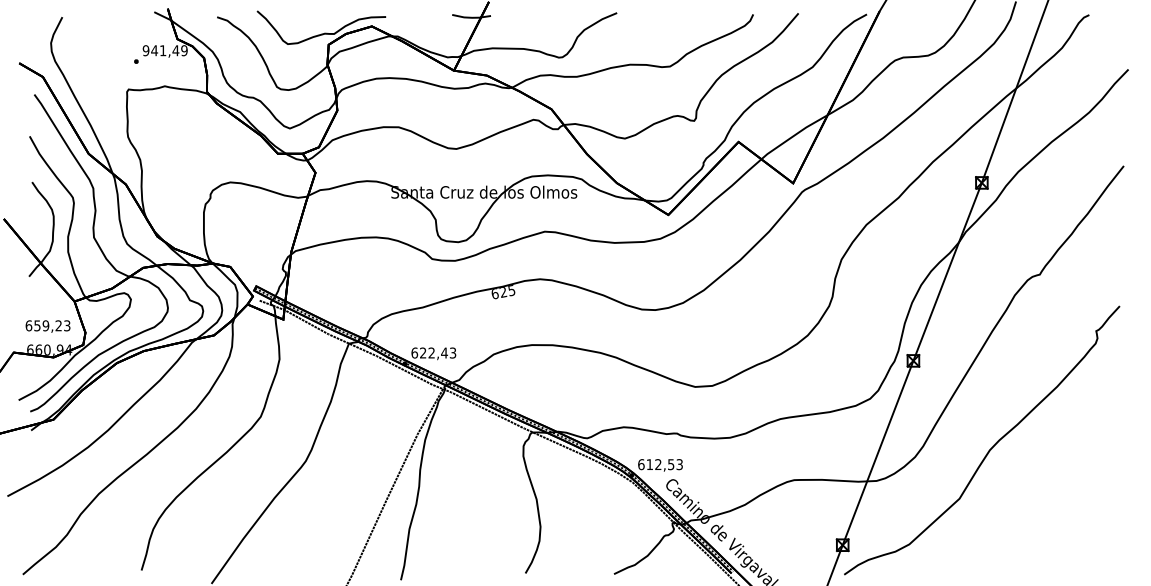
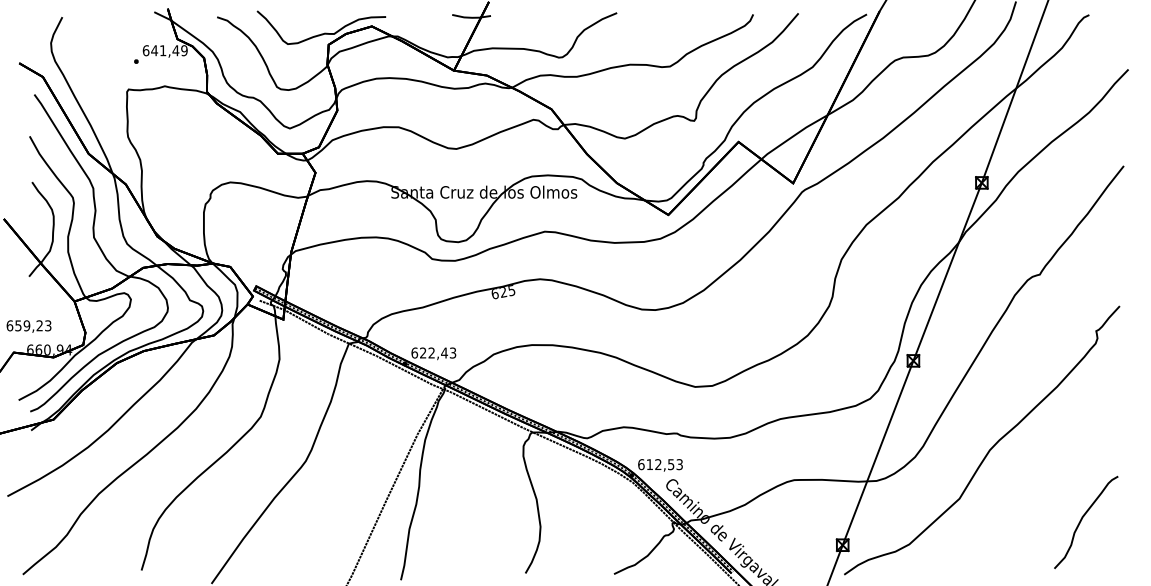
text: 941,49 -> 641,49 (145, 50)
text position: (47, 326) -> (28, 326) (28, 326)
curve: none -> present (1082, 519)
